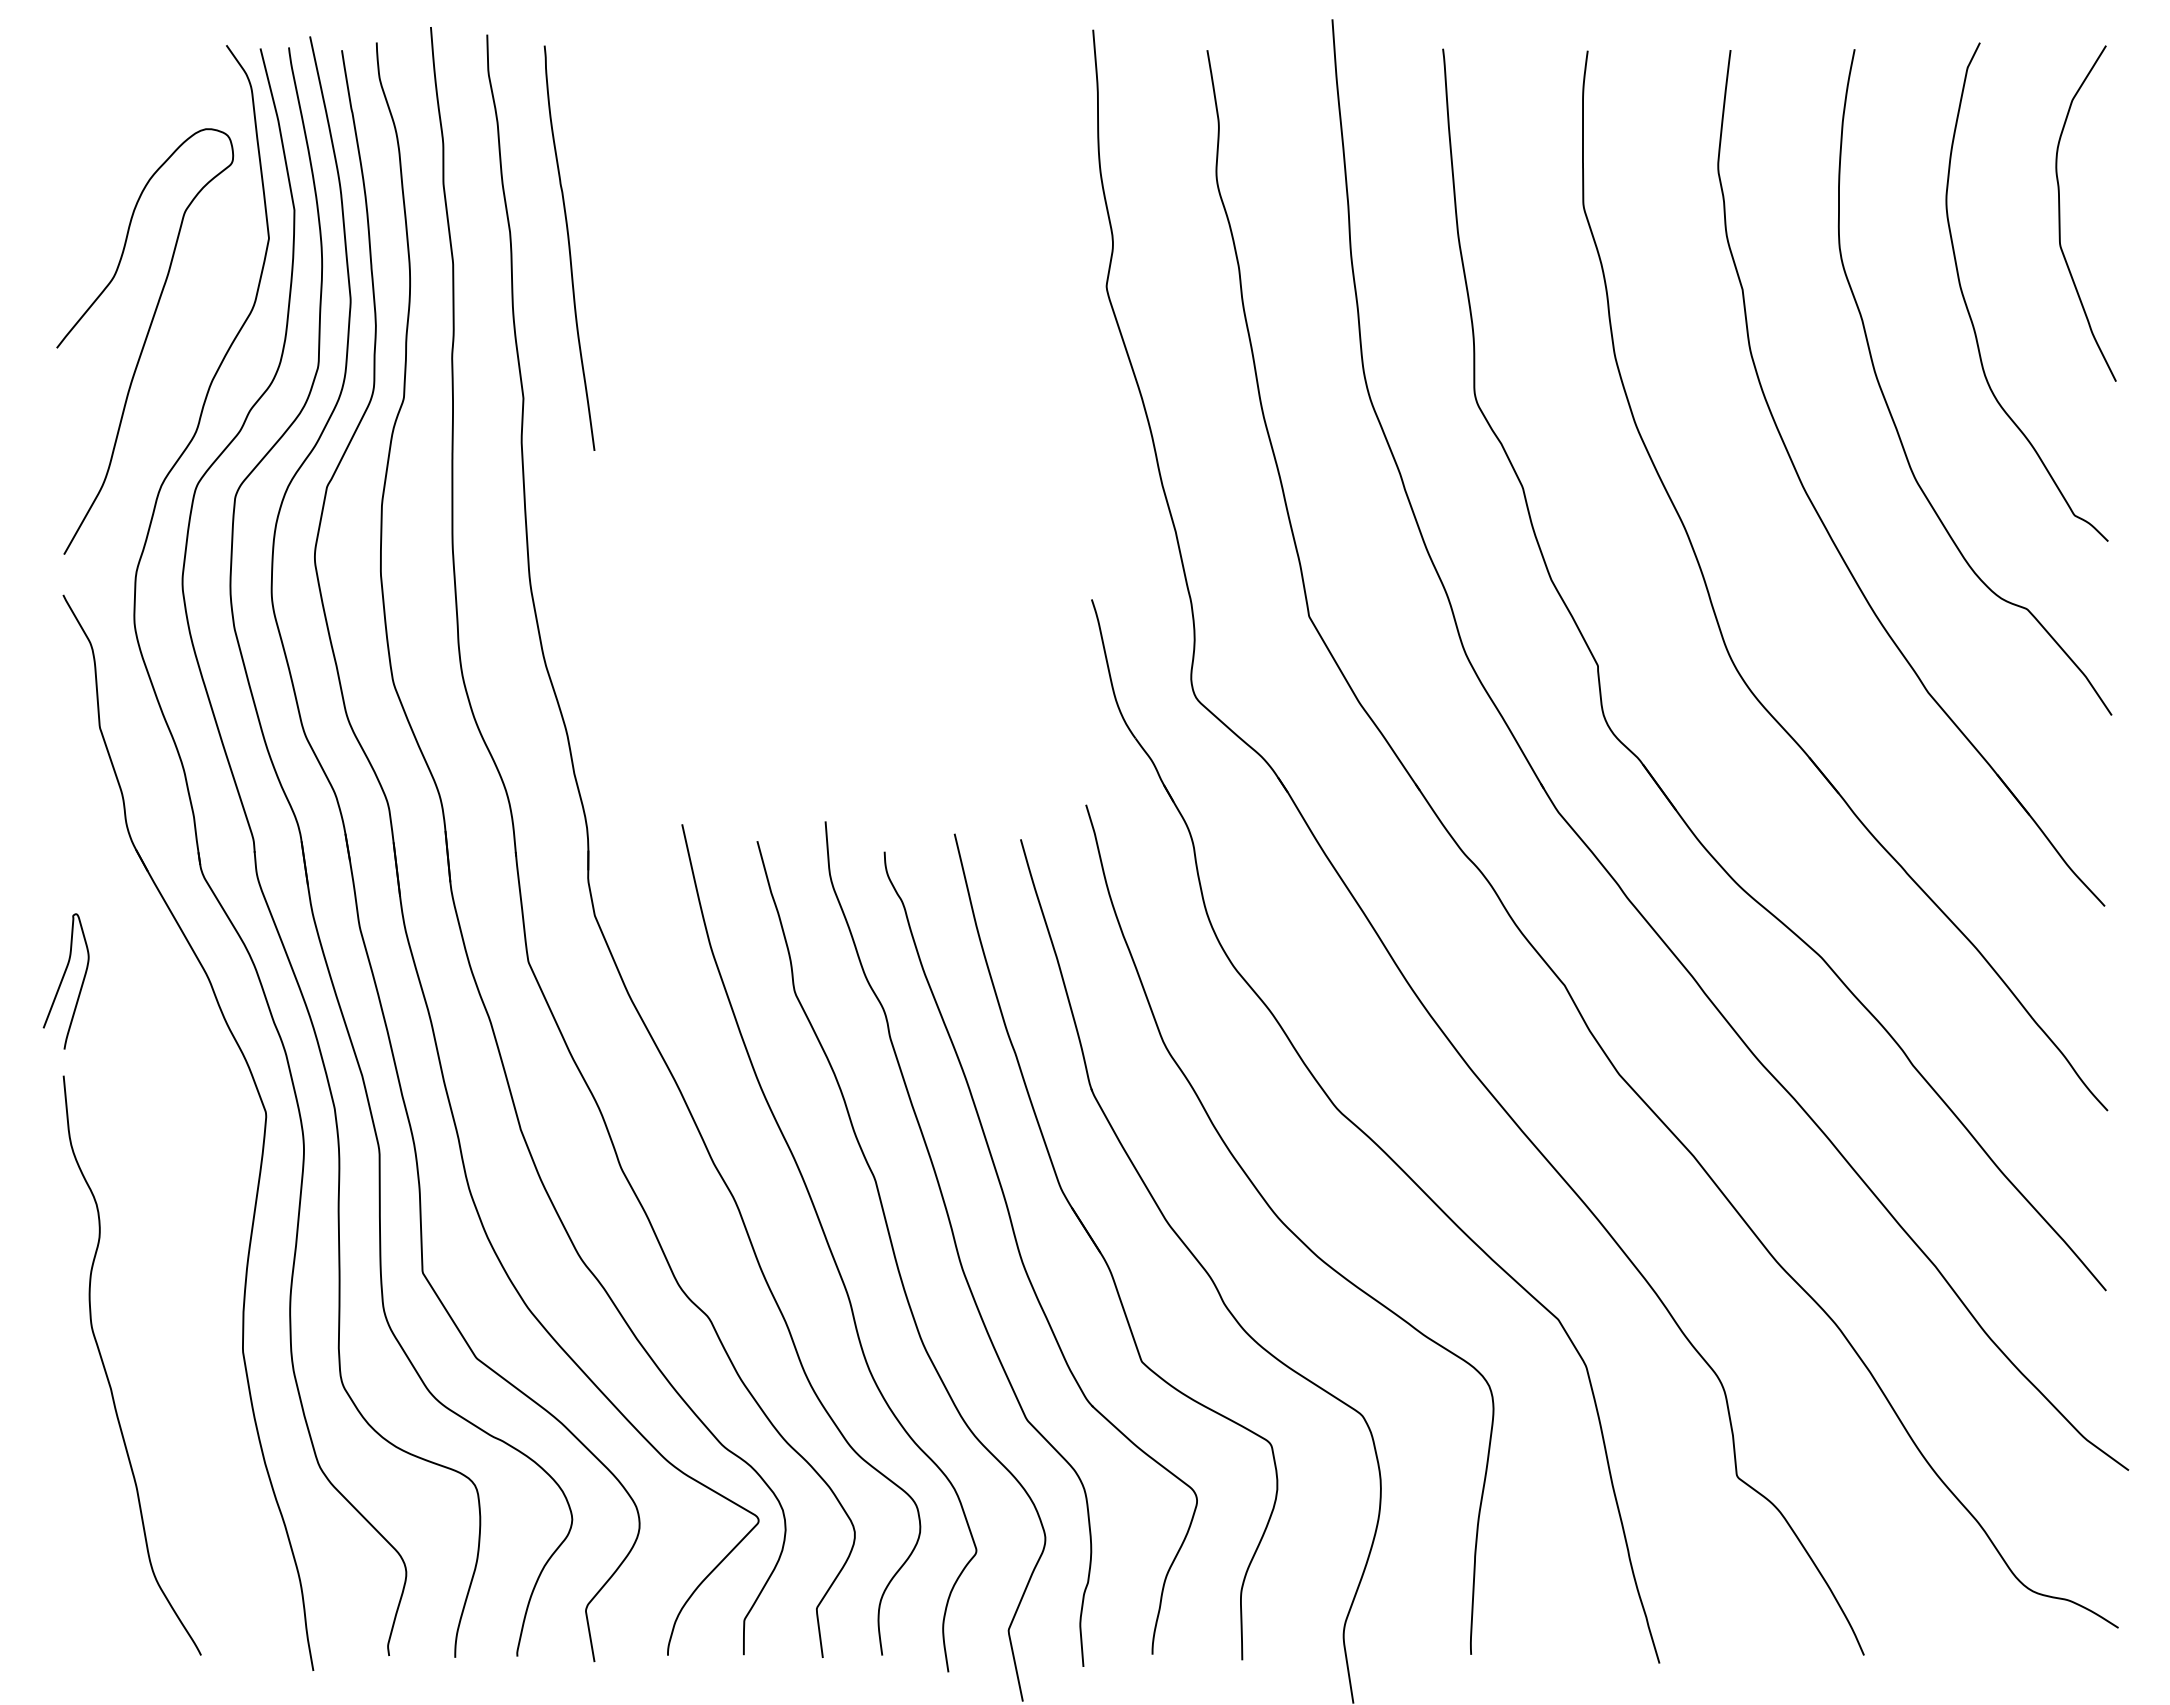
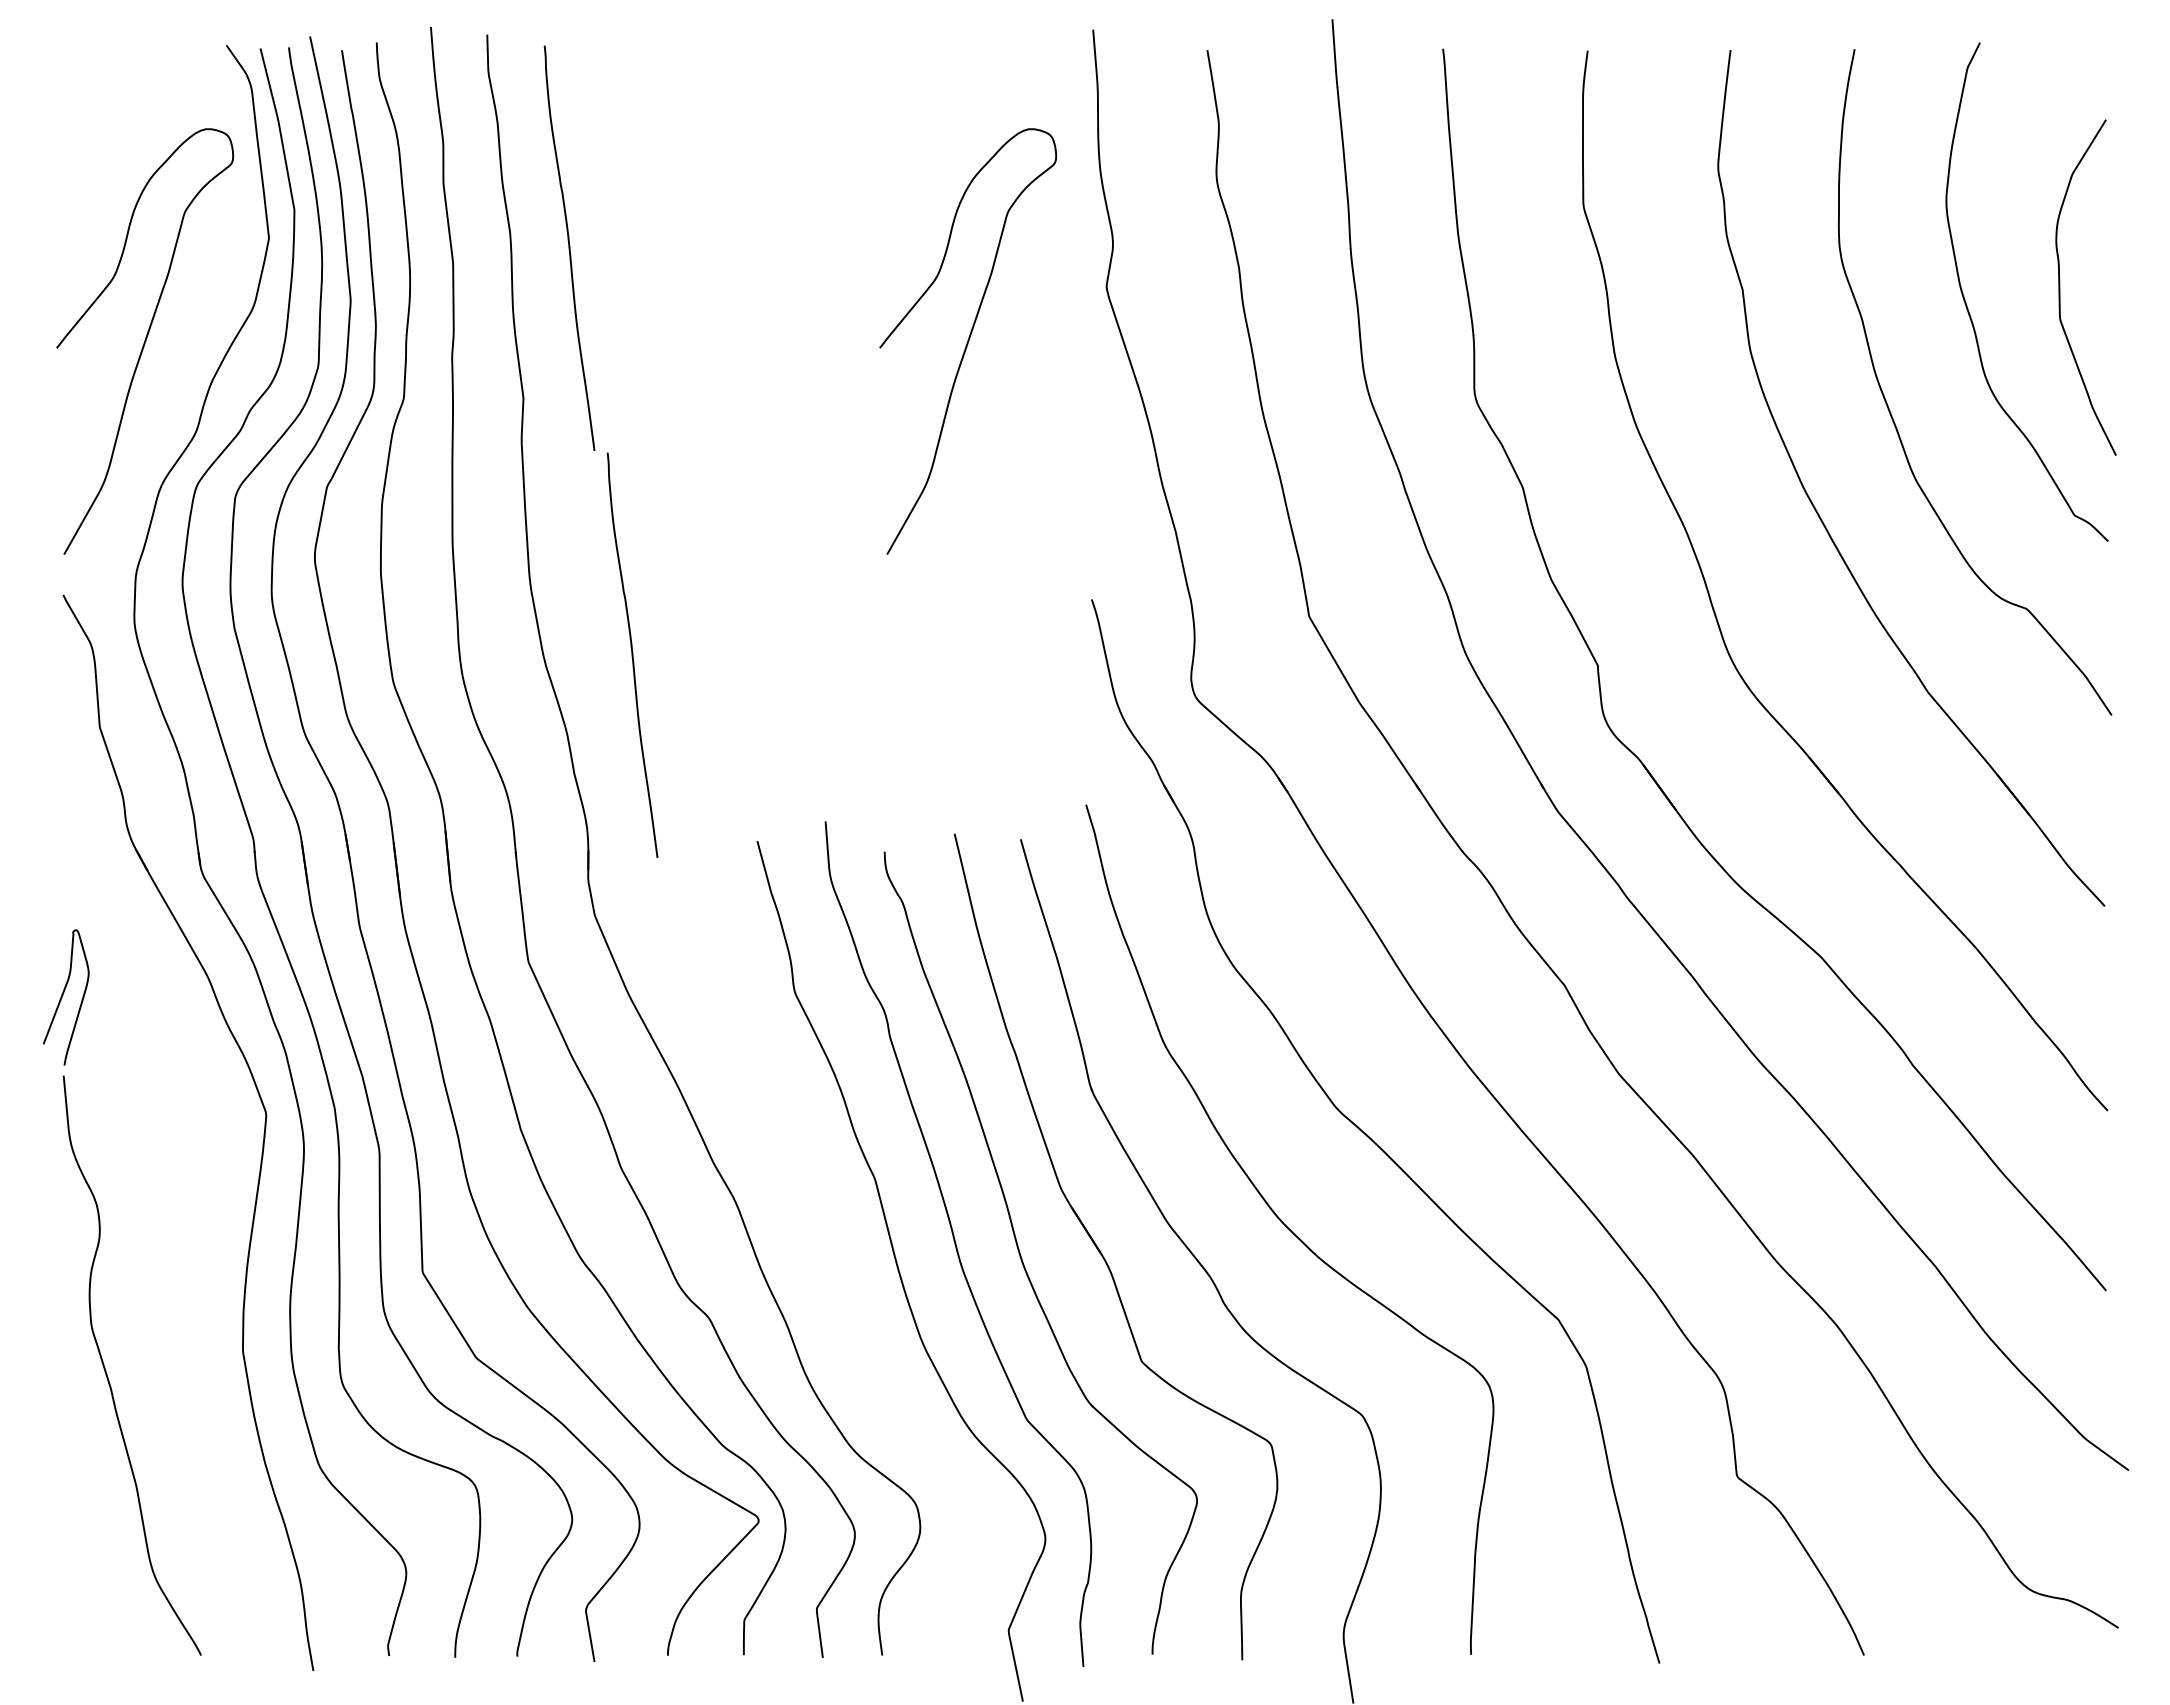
curve position: (2060, 213) -> (2060, 287) (2060, 287)
curve: none -> present (968, 341)
curve: none -> present (632, 654)
curve position: (63, 979) -> (63, 995) (63, 995)
curve: present -> none (829, 1248)
